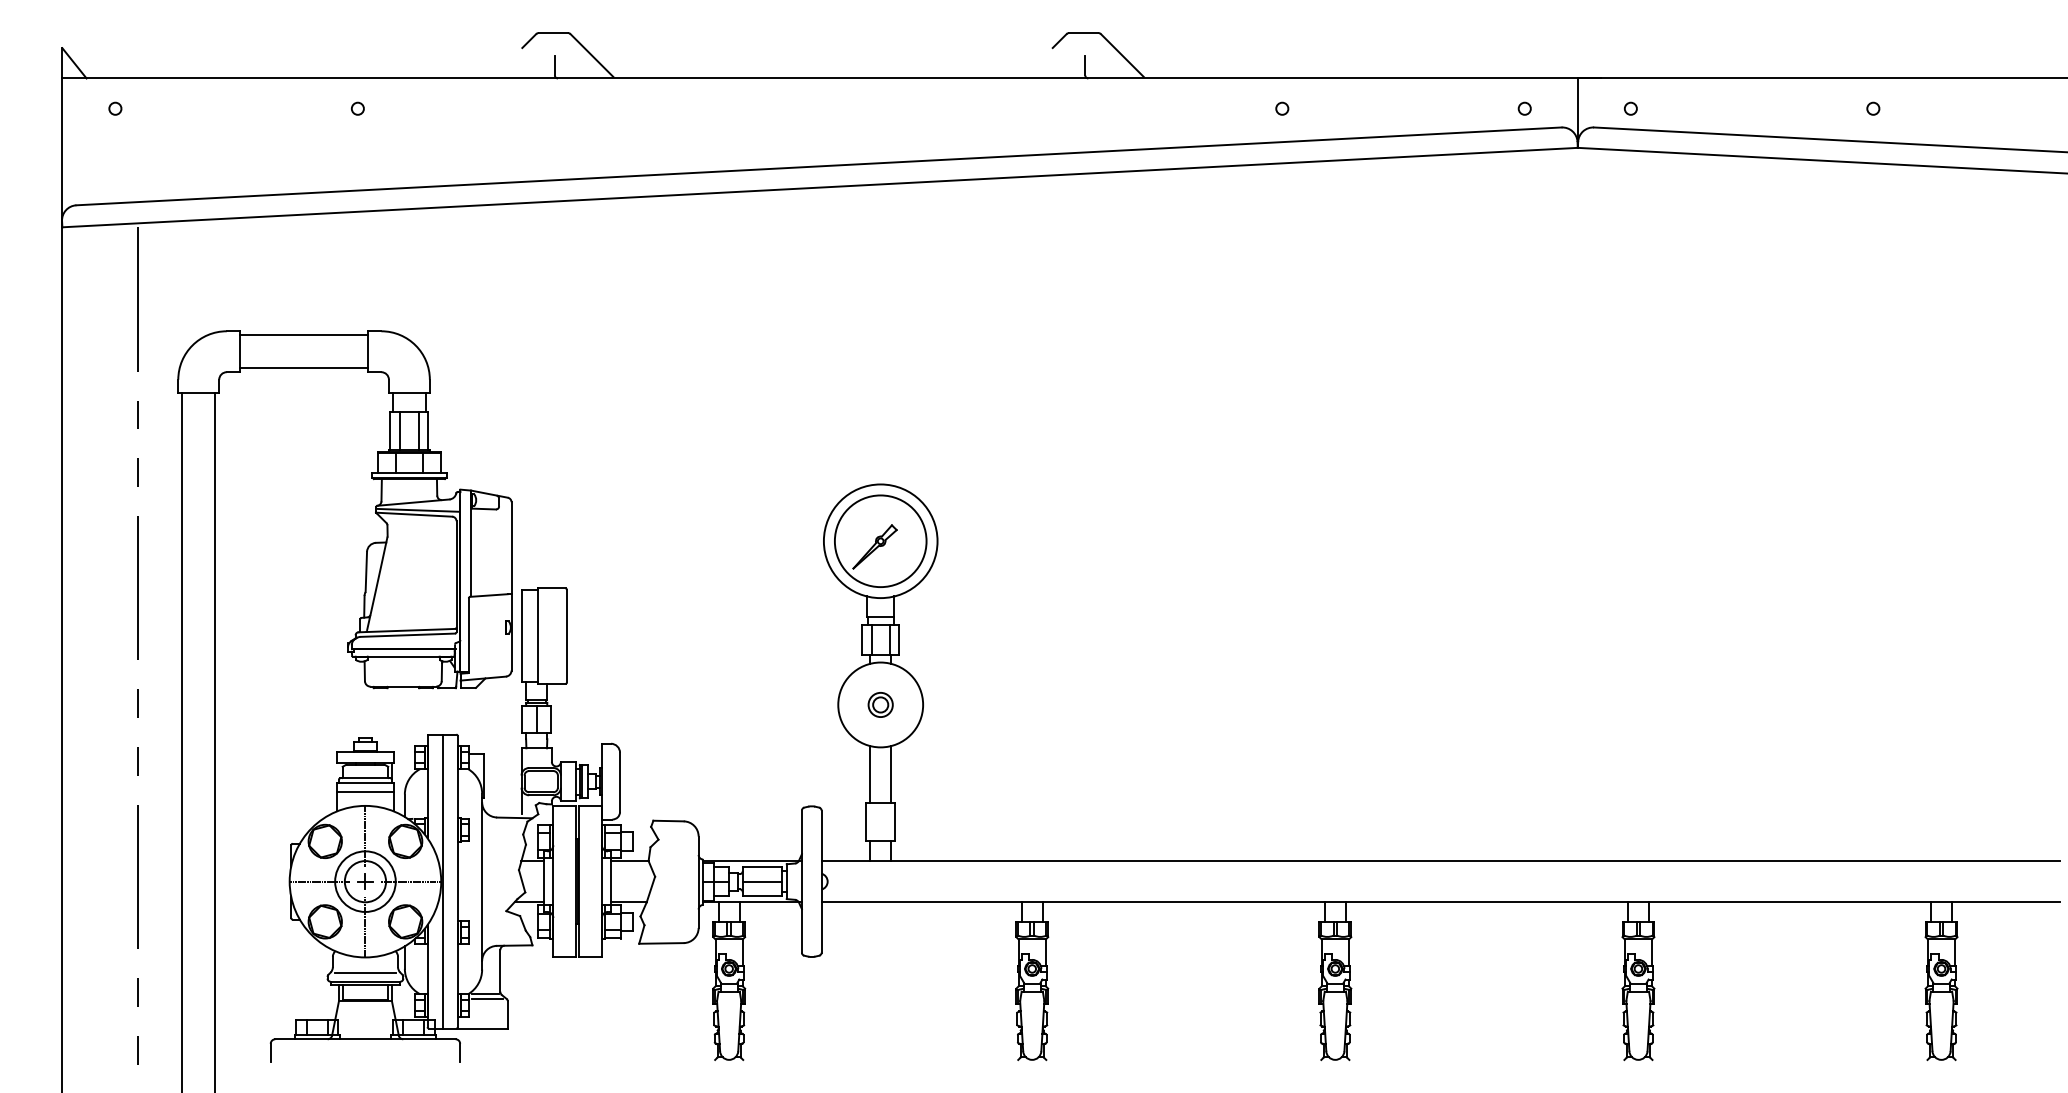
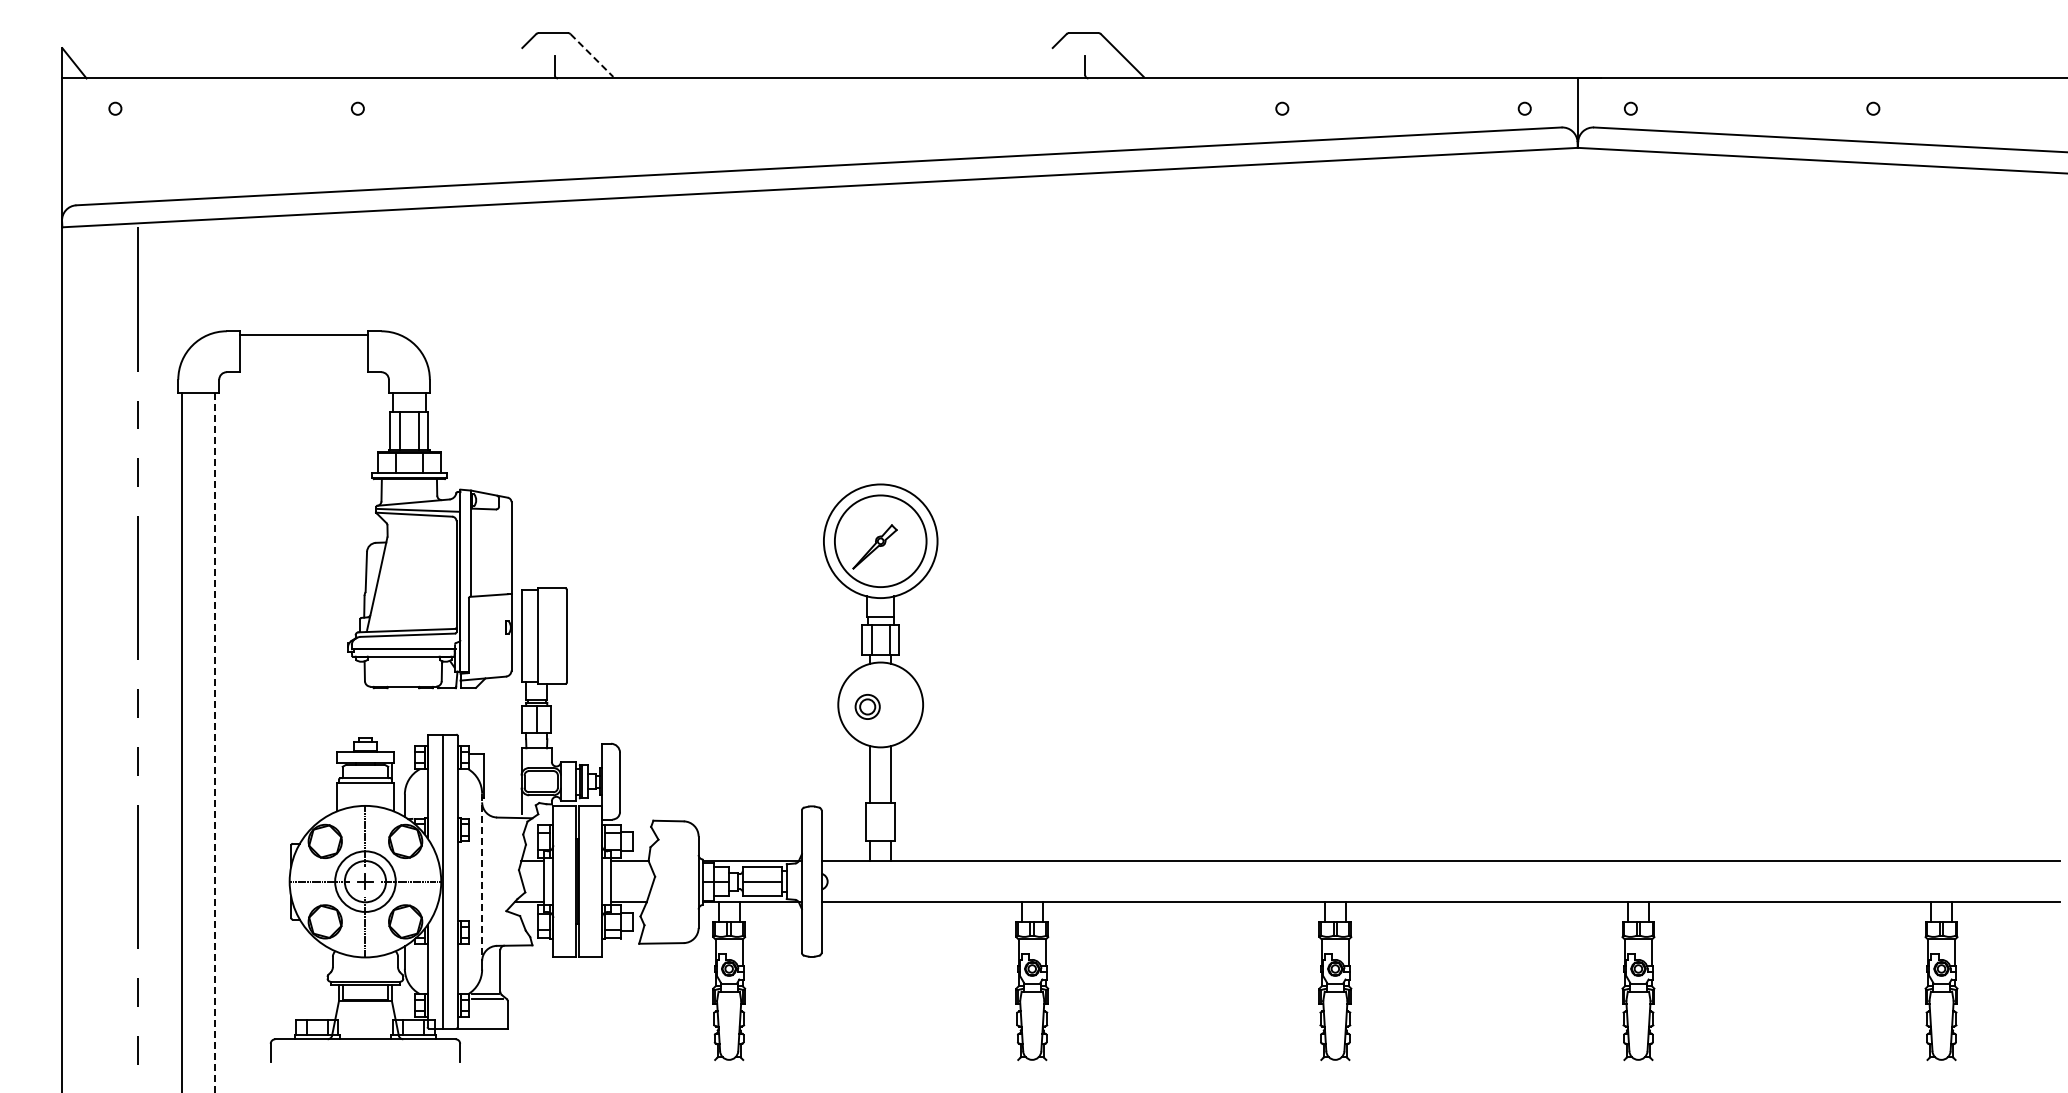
line: solid -> dashed (592, 55)
line: present -> none (303, 368)
part position: (880, 704) -> (867, 706) (867, 706)
line: solid -> dashed (215, 742)
line: present -> none (365, 791)
line: solid -> dashed (482, 877)
line: present -> none (365, 972)
